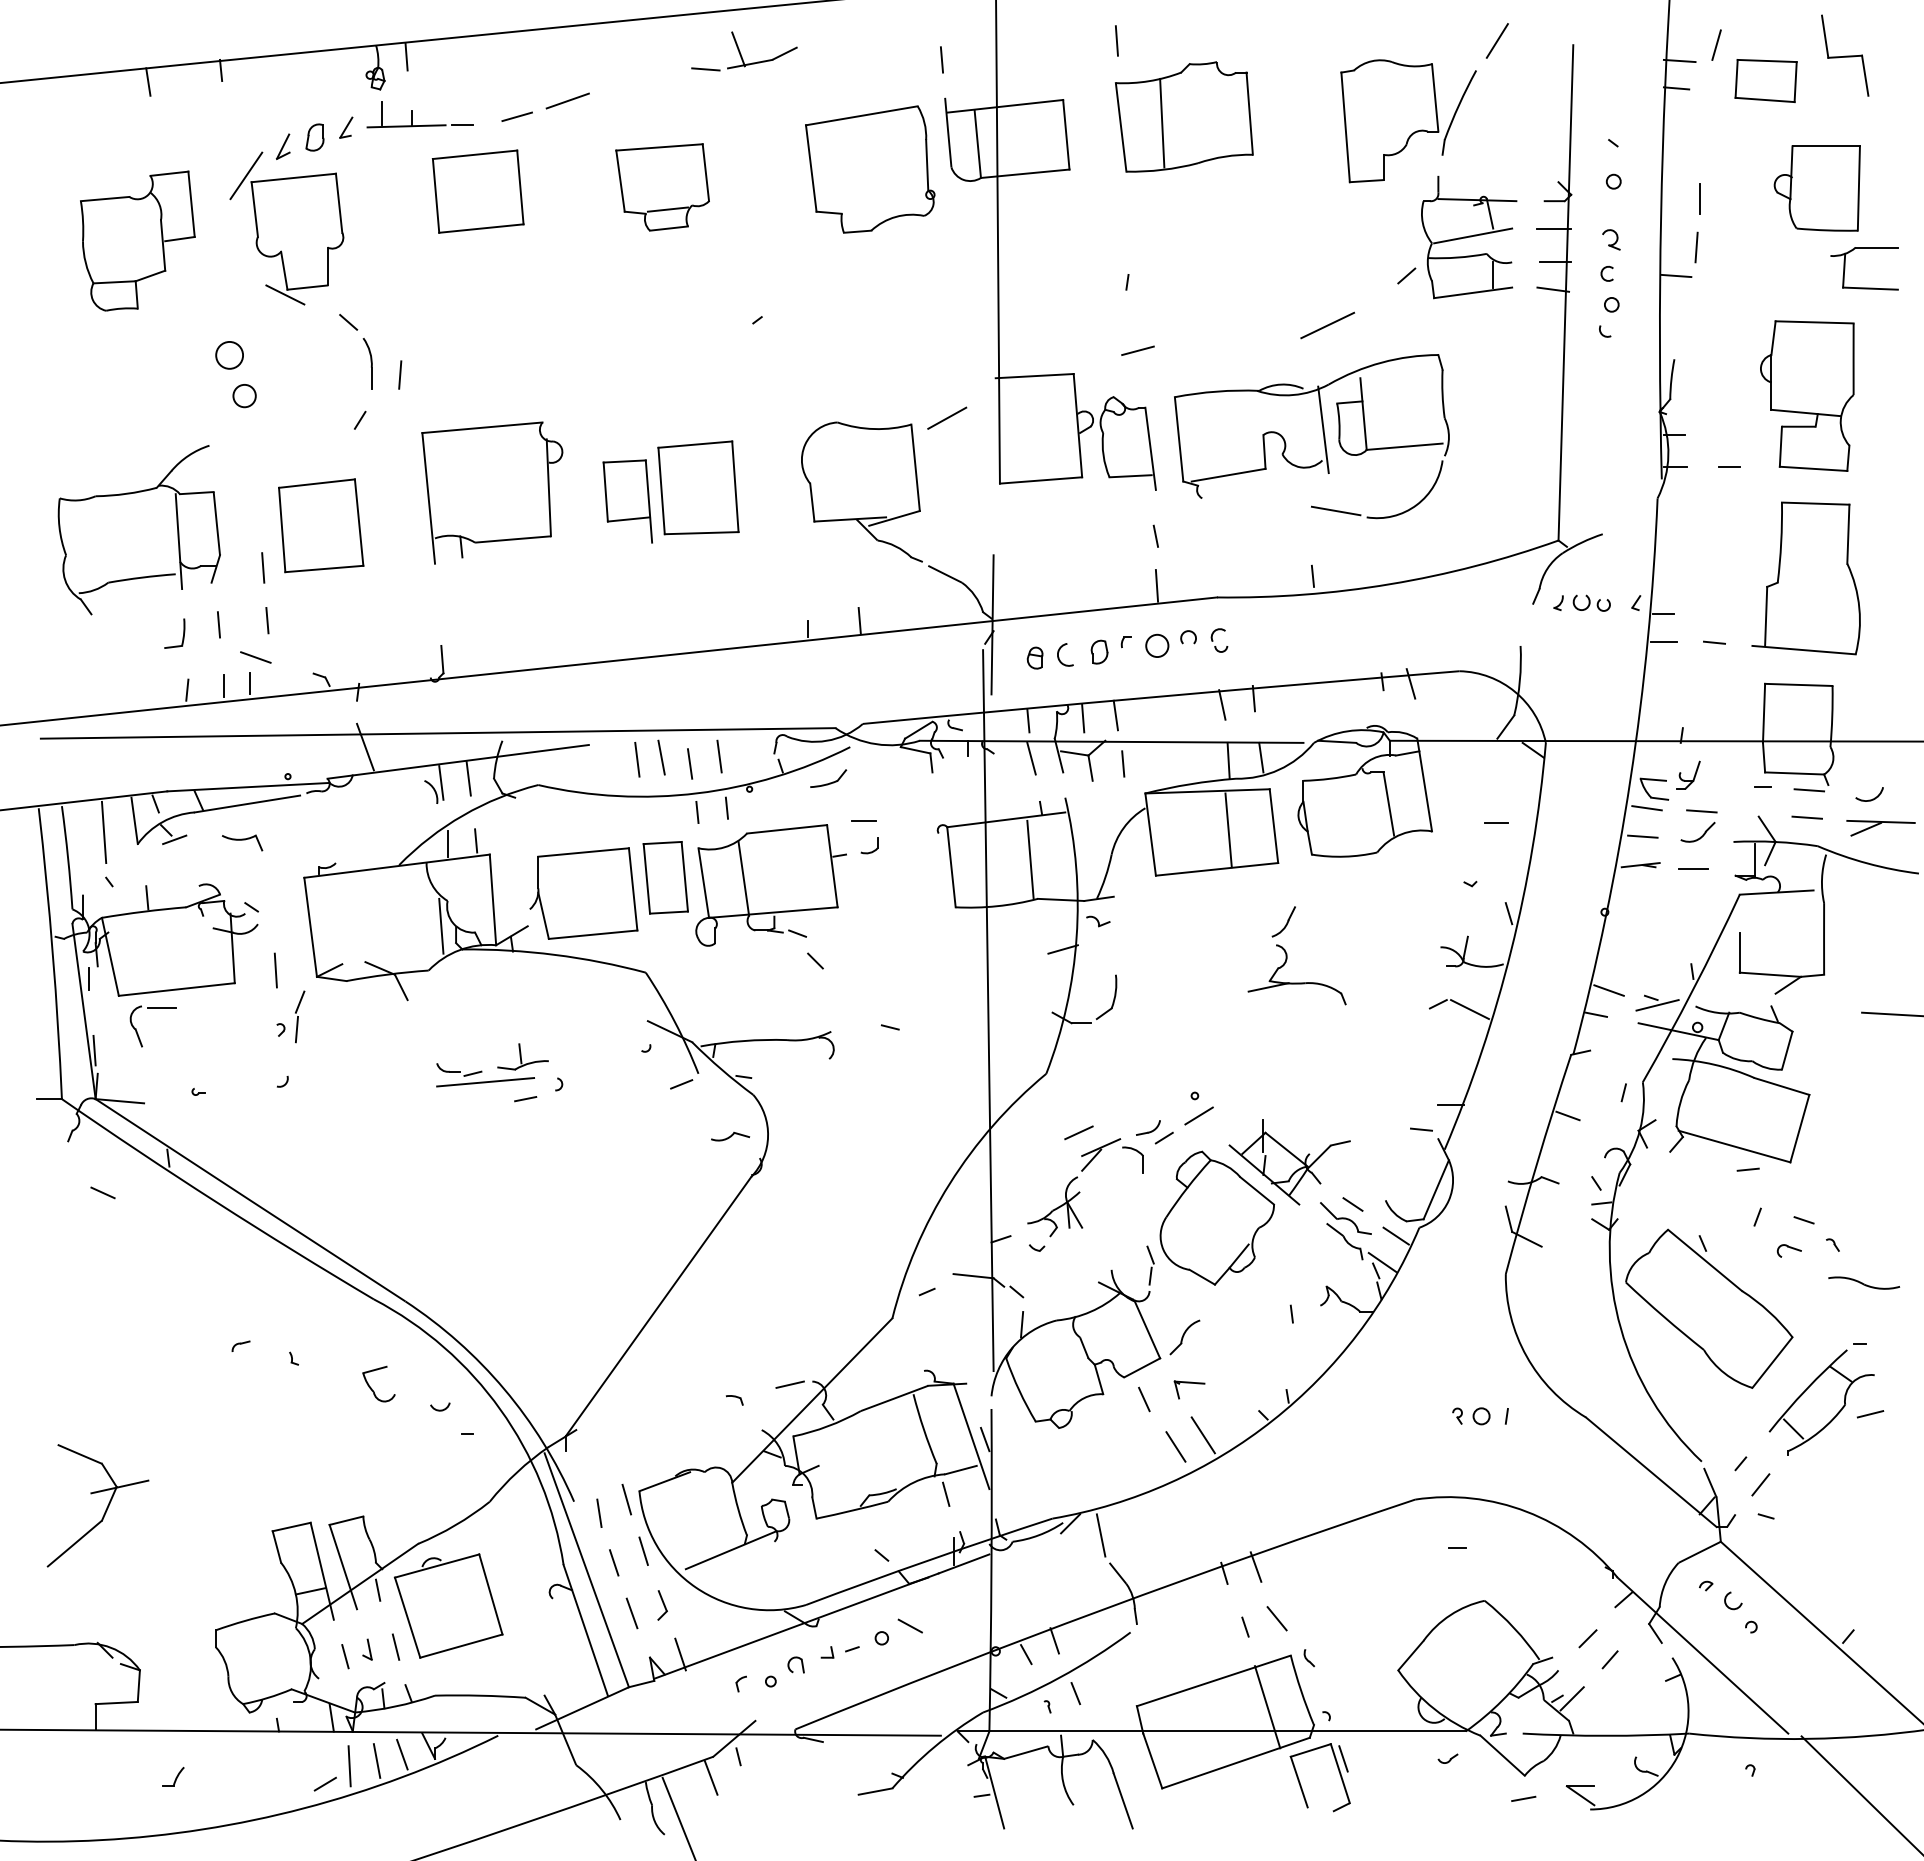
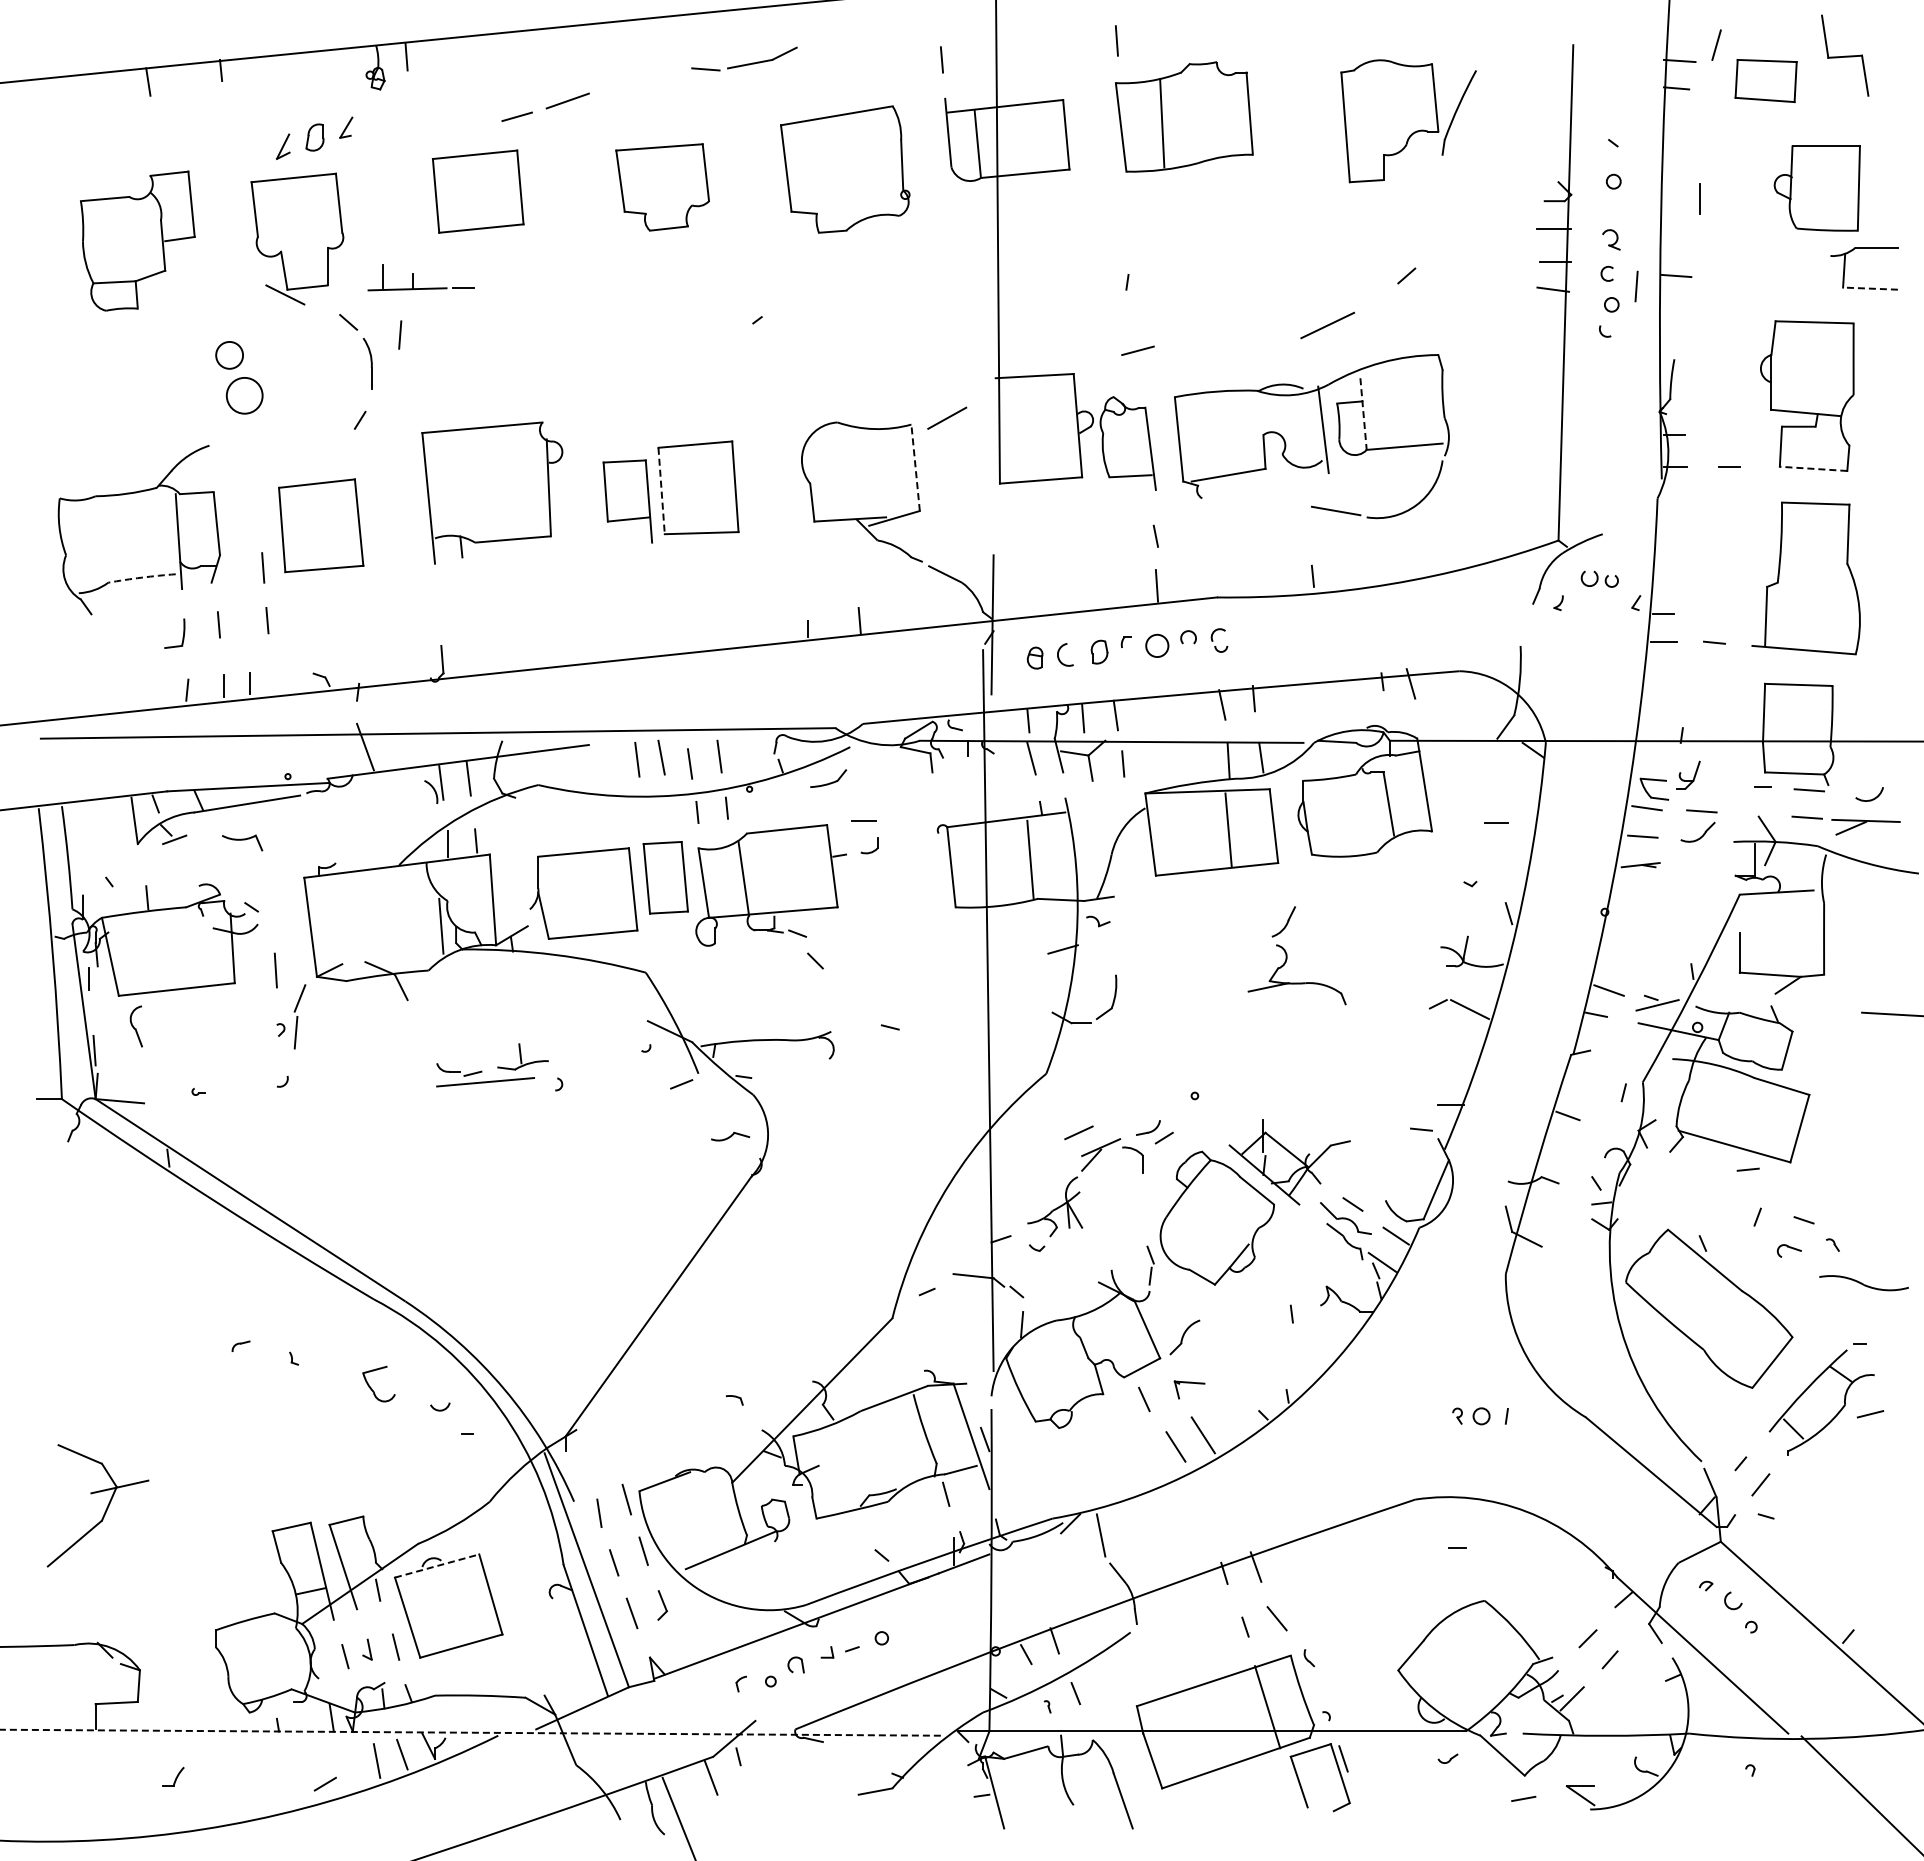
line: present -> none (1496, 40)
line: present -> none (738, 49)
part position: (412, 114) -> (413, 277) (413, 277)
part position: (870, 169) -> (845, 169) (845, 169)
line: present -> none (246, 175)
line: present -> none (667, 209)
part: present -> none (1469, 237)
line position: (1696, 247) -> (1636, 286) (1636, 286)
line: solid -> dashed (1869, 288)
line position: (400, 374) -> (400, 334) (400, 334)
circle size: 25x25 px -> 39x38 px (244, 395)
line: solid -> dashed (1363, 414)
line: solid -> dashed (915, 467)
line: solid -> dashed (1813, 468)
line: solid -> dashed (661, 491)
arc: solid -> dashed (141, 577)
part position: (1591, 602) -> (1599, 578) (1599, 578)
line: present -> none (255, 657)
part position: (1880, 828) -> (1865, 827) (1865, 827)
line: present -> none (103, 832)
line: present -> none (1693, 869)
line: present -> none (161, 1008)
part size: 11x54 px -> 14x66 px (299, 1016)
line: present -> none (525, 1099)
line: present -> none (1198, 1115)
line: present -> none (102, 1192)
part size: 73x14 px -> 90x17 px (1863, 1283)
line: present -> none (789, 1384)
line: solid -> dashed (437, 1566)
line: present -> none (909, 1625)
line: present -> none (680, 1654)
line: solid -> dashed (471, 1732)
line: present -> none (349, 1766)
